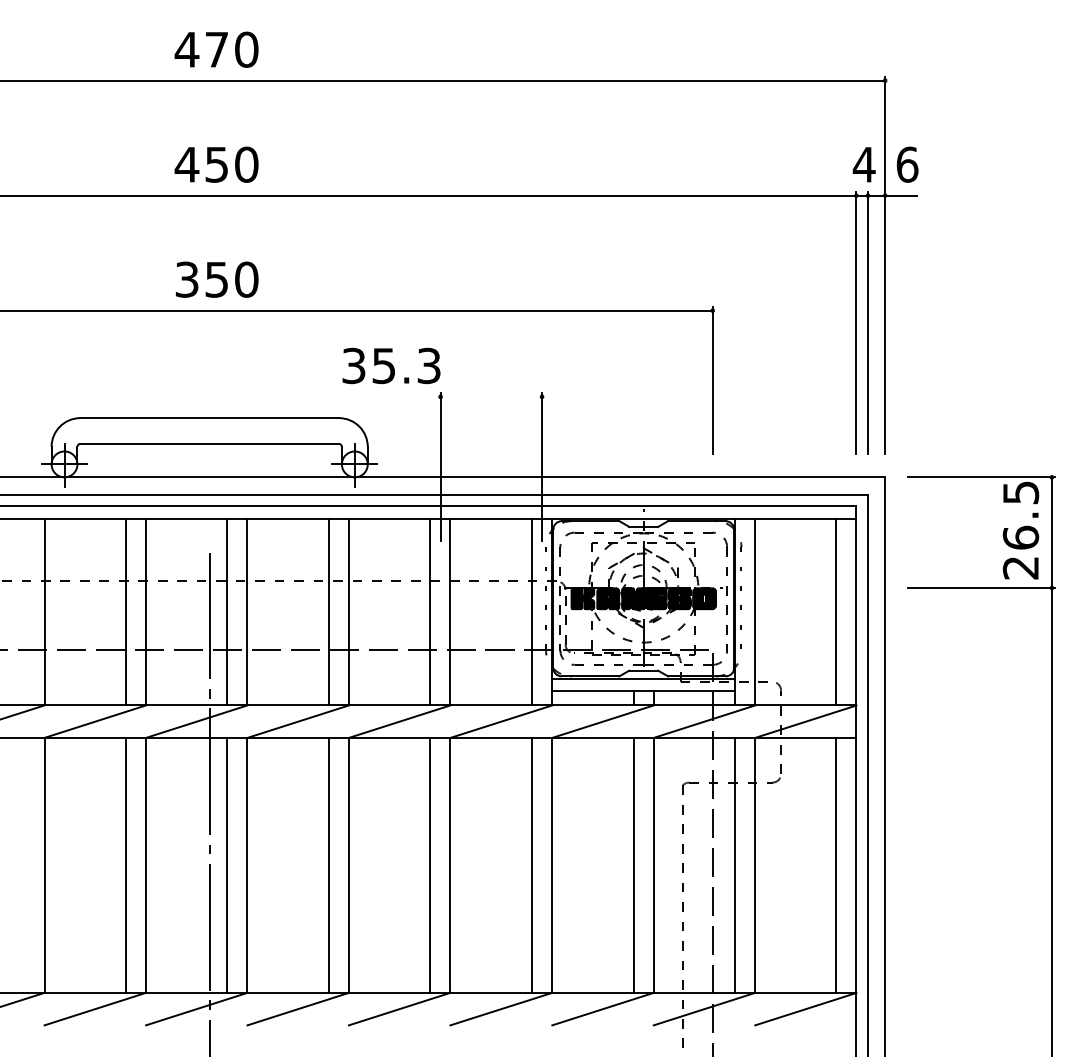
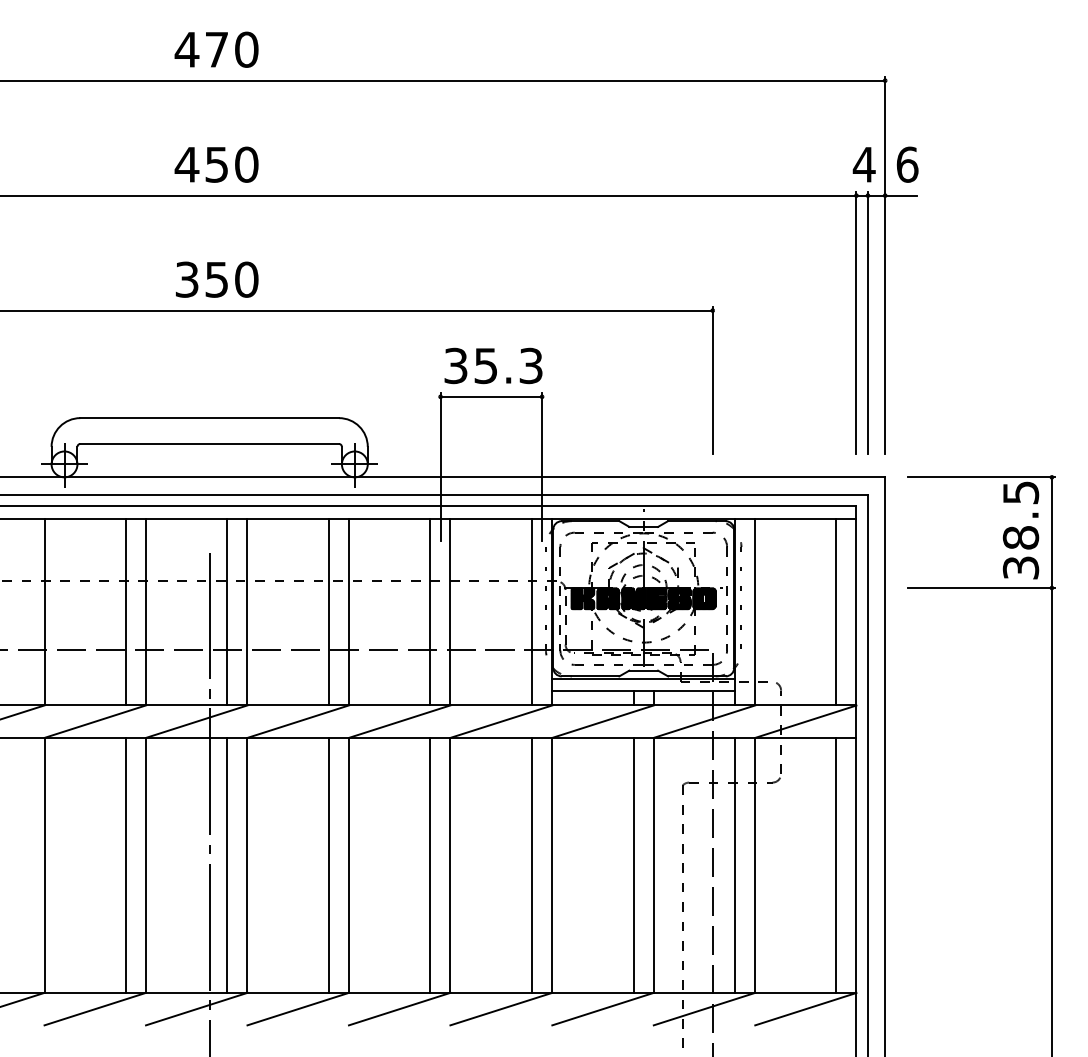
text position: (391, 365) -> (493, 365) (493, 365)
line: none -> present (491, 396)
text: 26.5 -> 38.5 (1020, 552)
